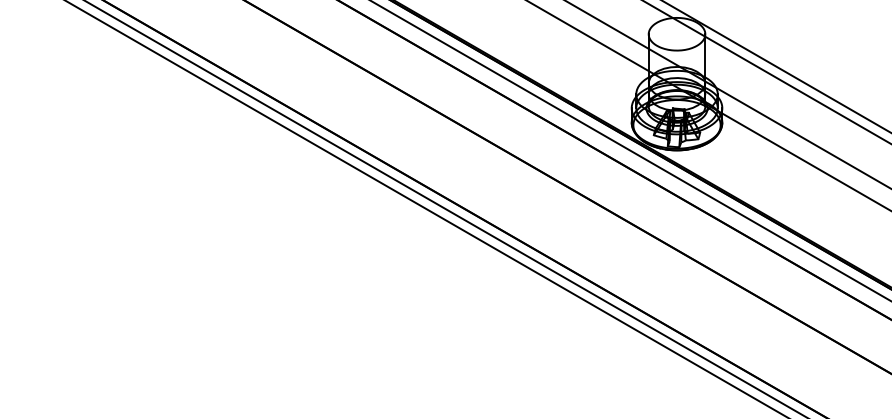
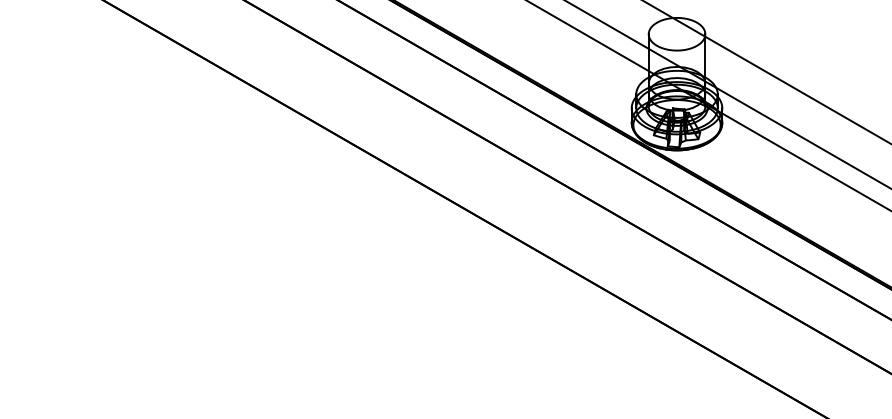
line: present -> none (776, 66)
line: present -> none (630, 150)
line: present -> none (425, 208)
line: present -> none (445, 208)
